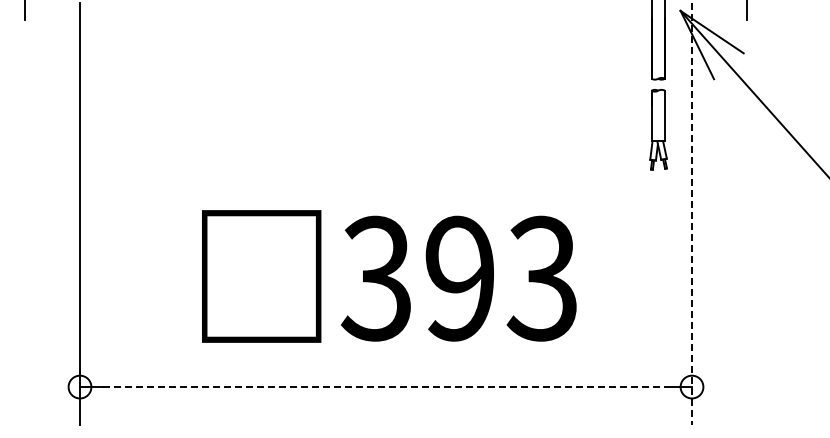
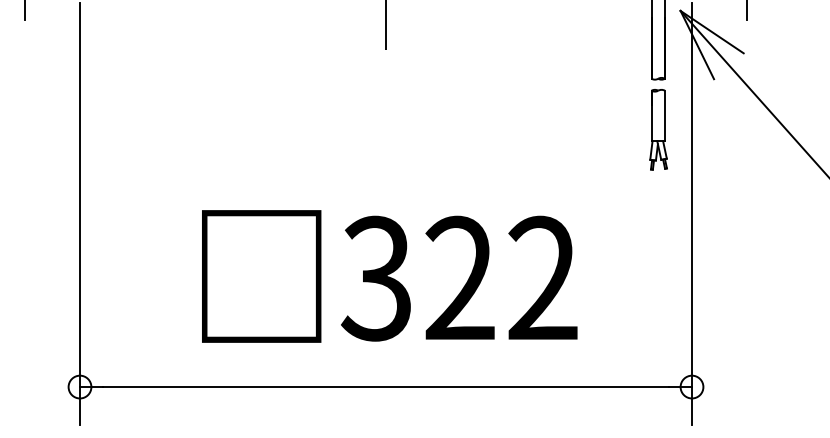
line: none -> present (386, 26)
line: dashed -> solid (692, 214)
text: 393 -> 322 (501, 278)
line: dashed -> solid (386, 387)
